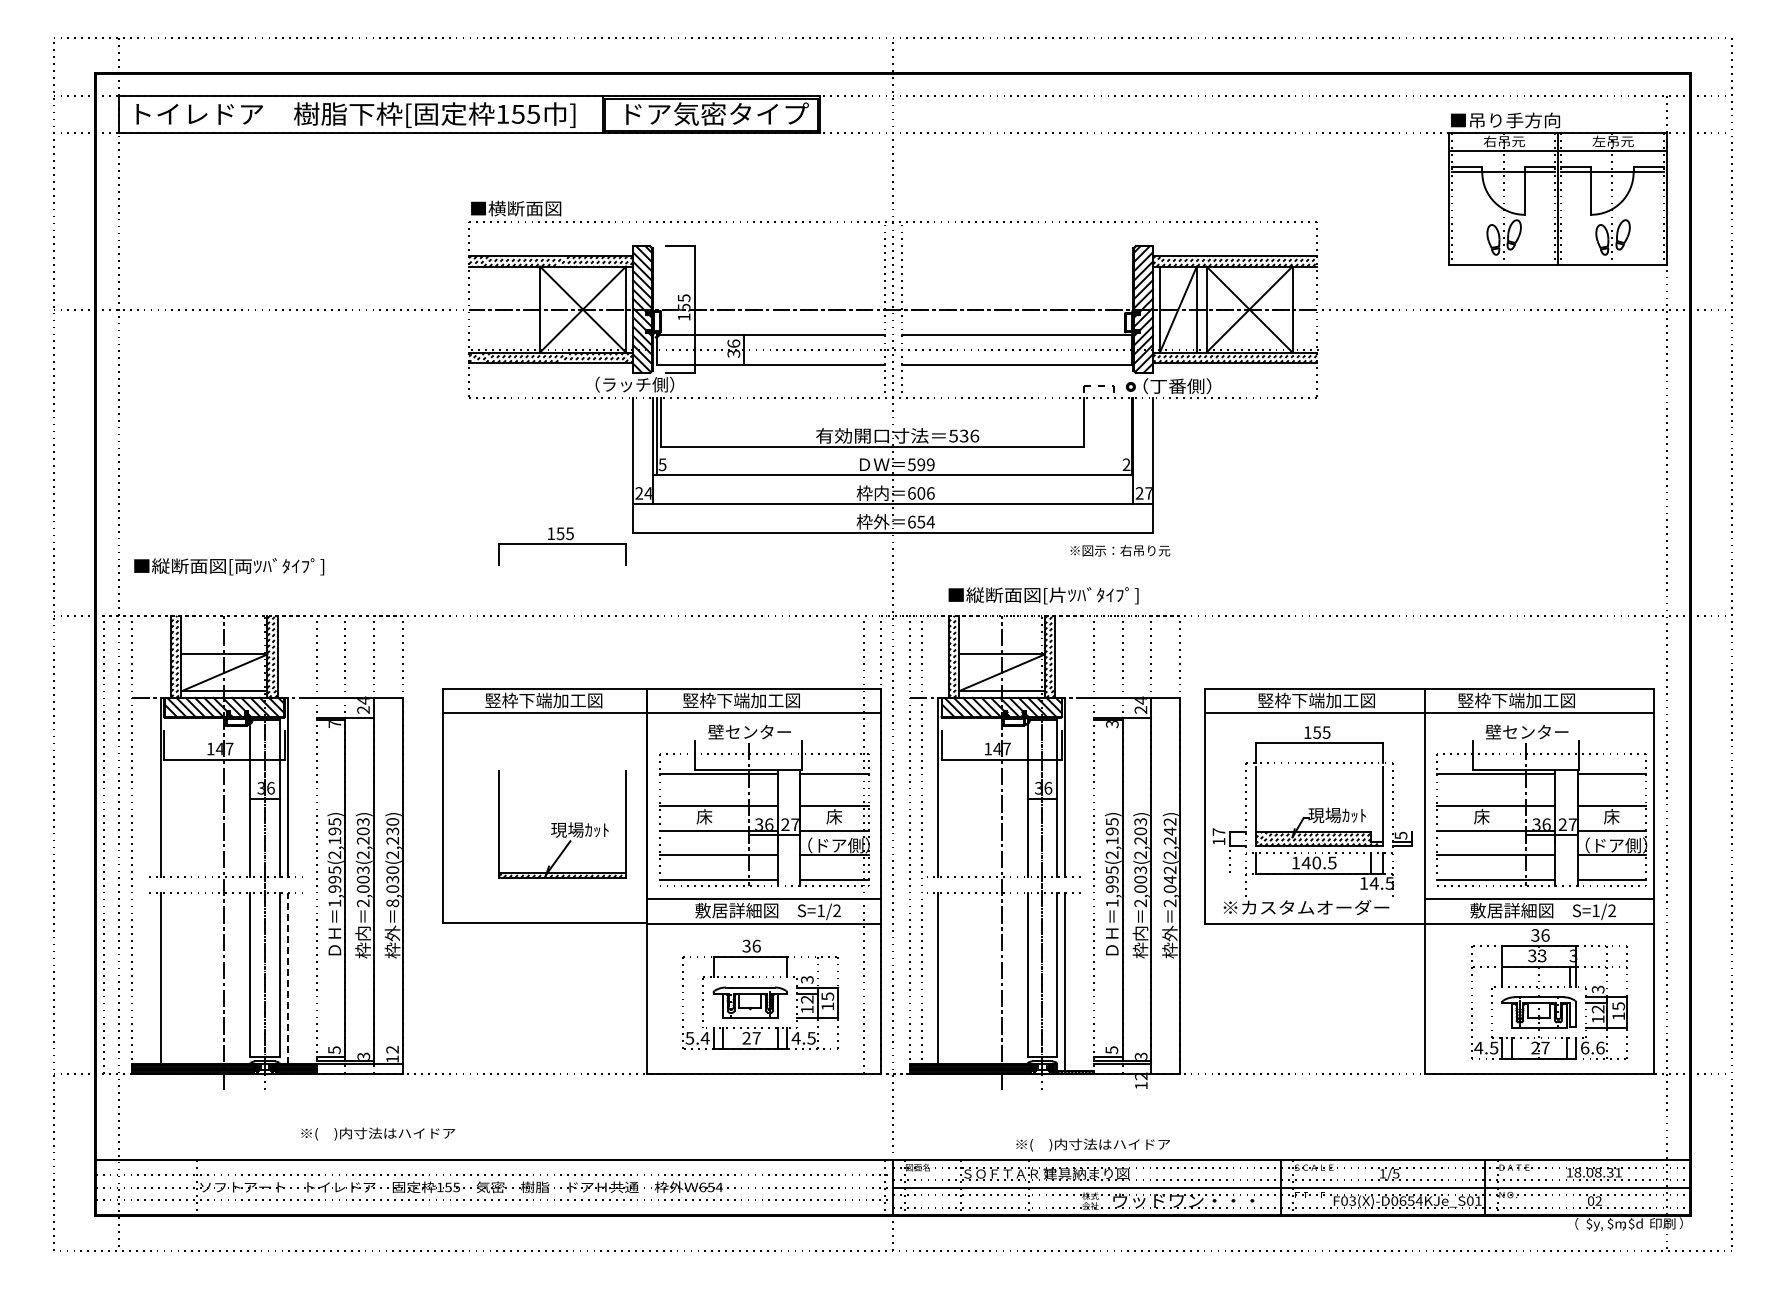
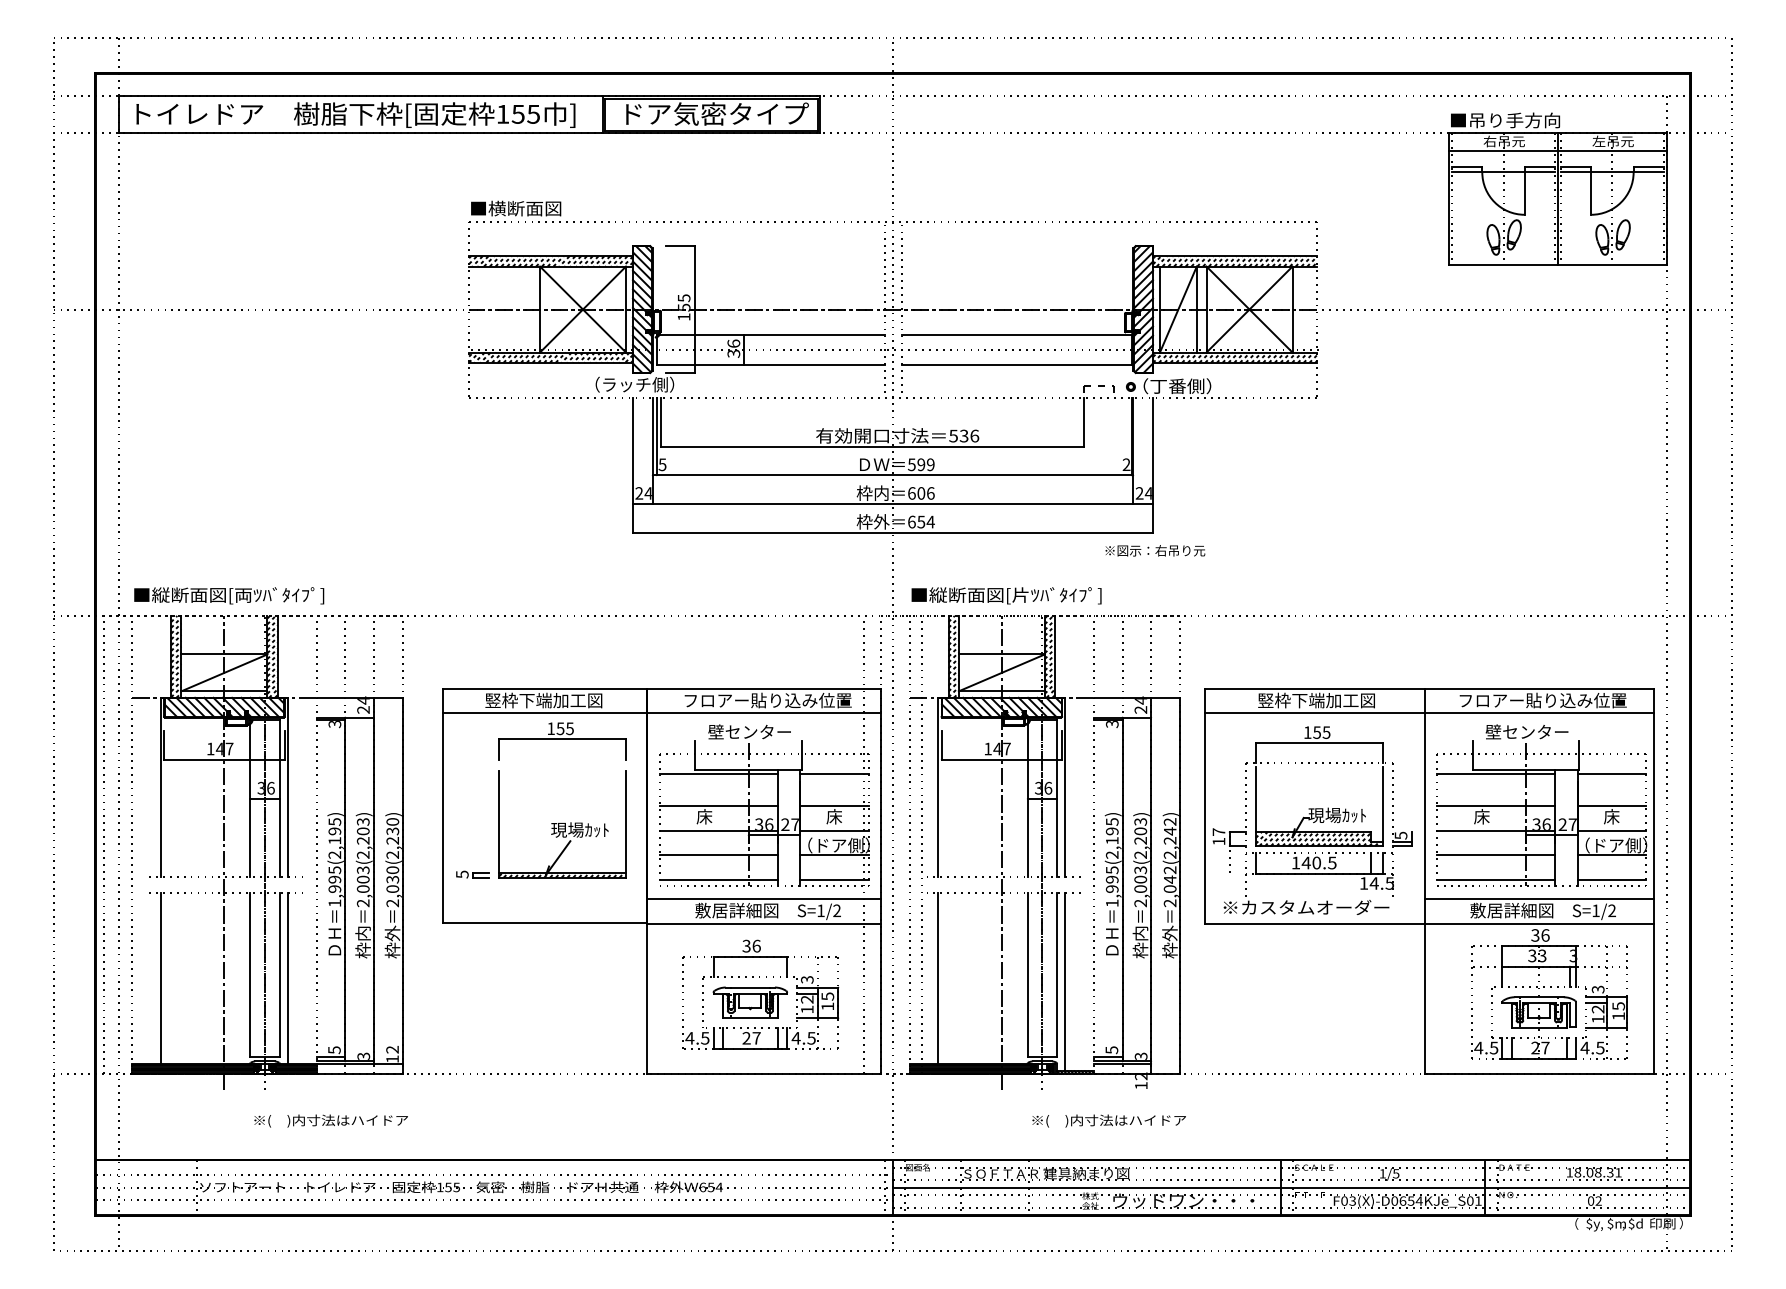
text: 27 -> 24 (1147, 493)
part position: (562, 546) -> (562, 741) (562, 741)
text position: (1120, 550) -> (1155, 550) (1155, 550)
text position: (229, 566) -> (229, 595) (229, 595)
text position: (1043, 595) -> (1006, 595) (1006, 595)
text: 竪枠下端加工図 -> フロアー貼り込み位置 (767, 700)
text: 竪枠下端加工図 -> フロアー貼り込み位置 (1542, 700)
text: 7 -> 3 (334, 724)
part: none -> present (472, 874)
text: 8,030(2,230) -> 2,030(2,230) (392, 903)
line: dashed -> solid (287, 978)
text: 5.4 -> 4.5 (697, 1038)
text: 6.6 -> 4.5 (1592, 1047)
text position: (377, 1133) -> (330, 1120) (330, 1120)
text position: (1092, 1144) -> (1108, 1120) (1108, 1120)
